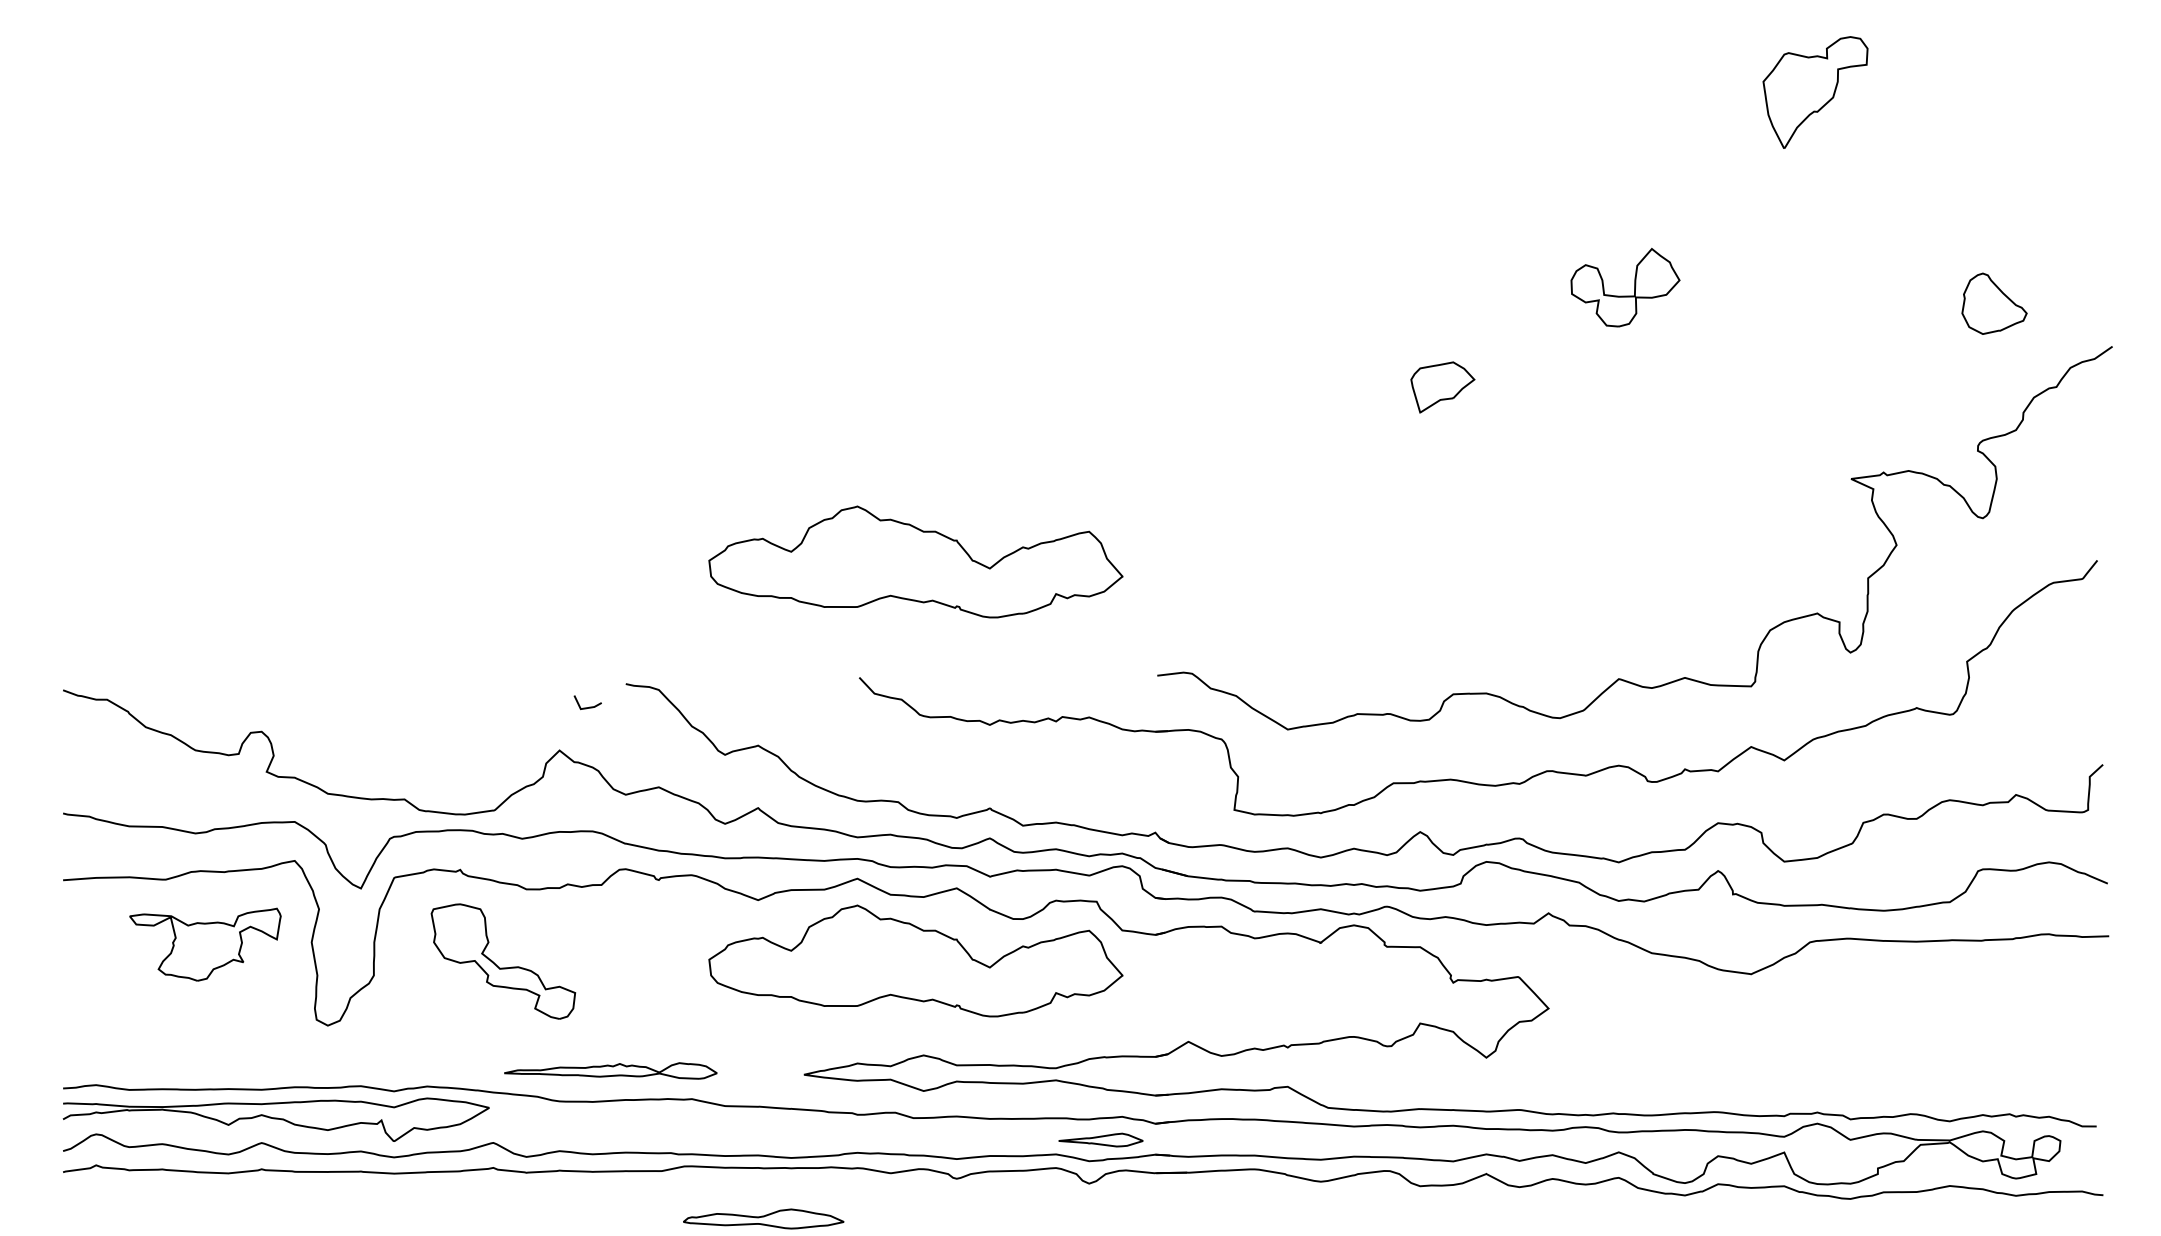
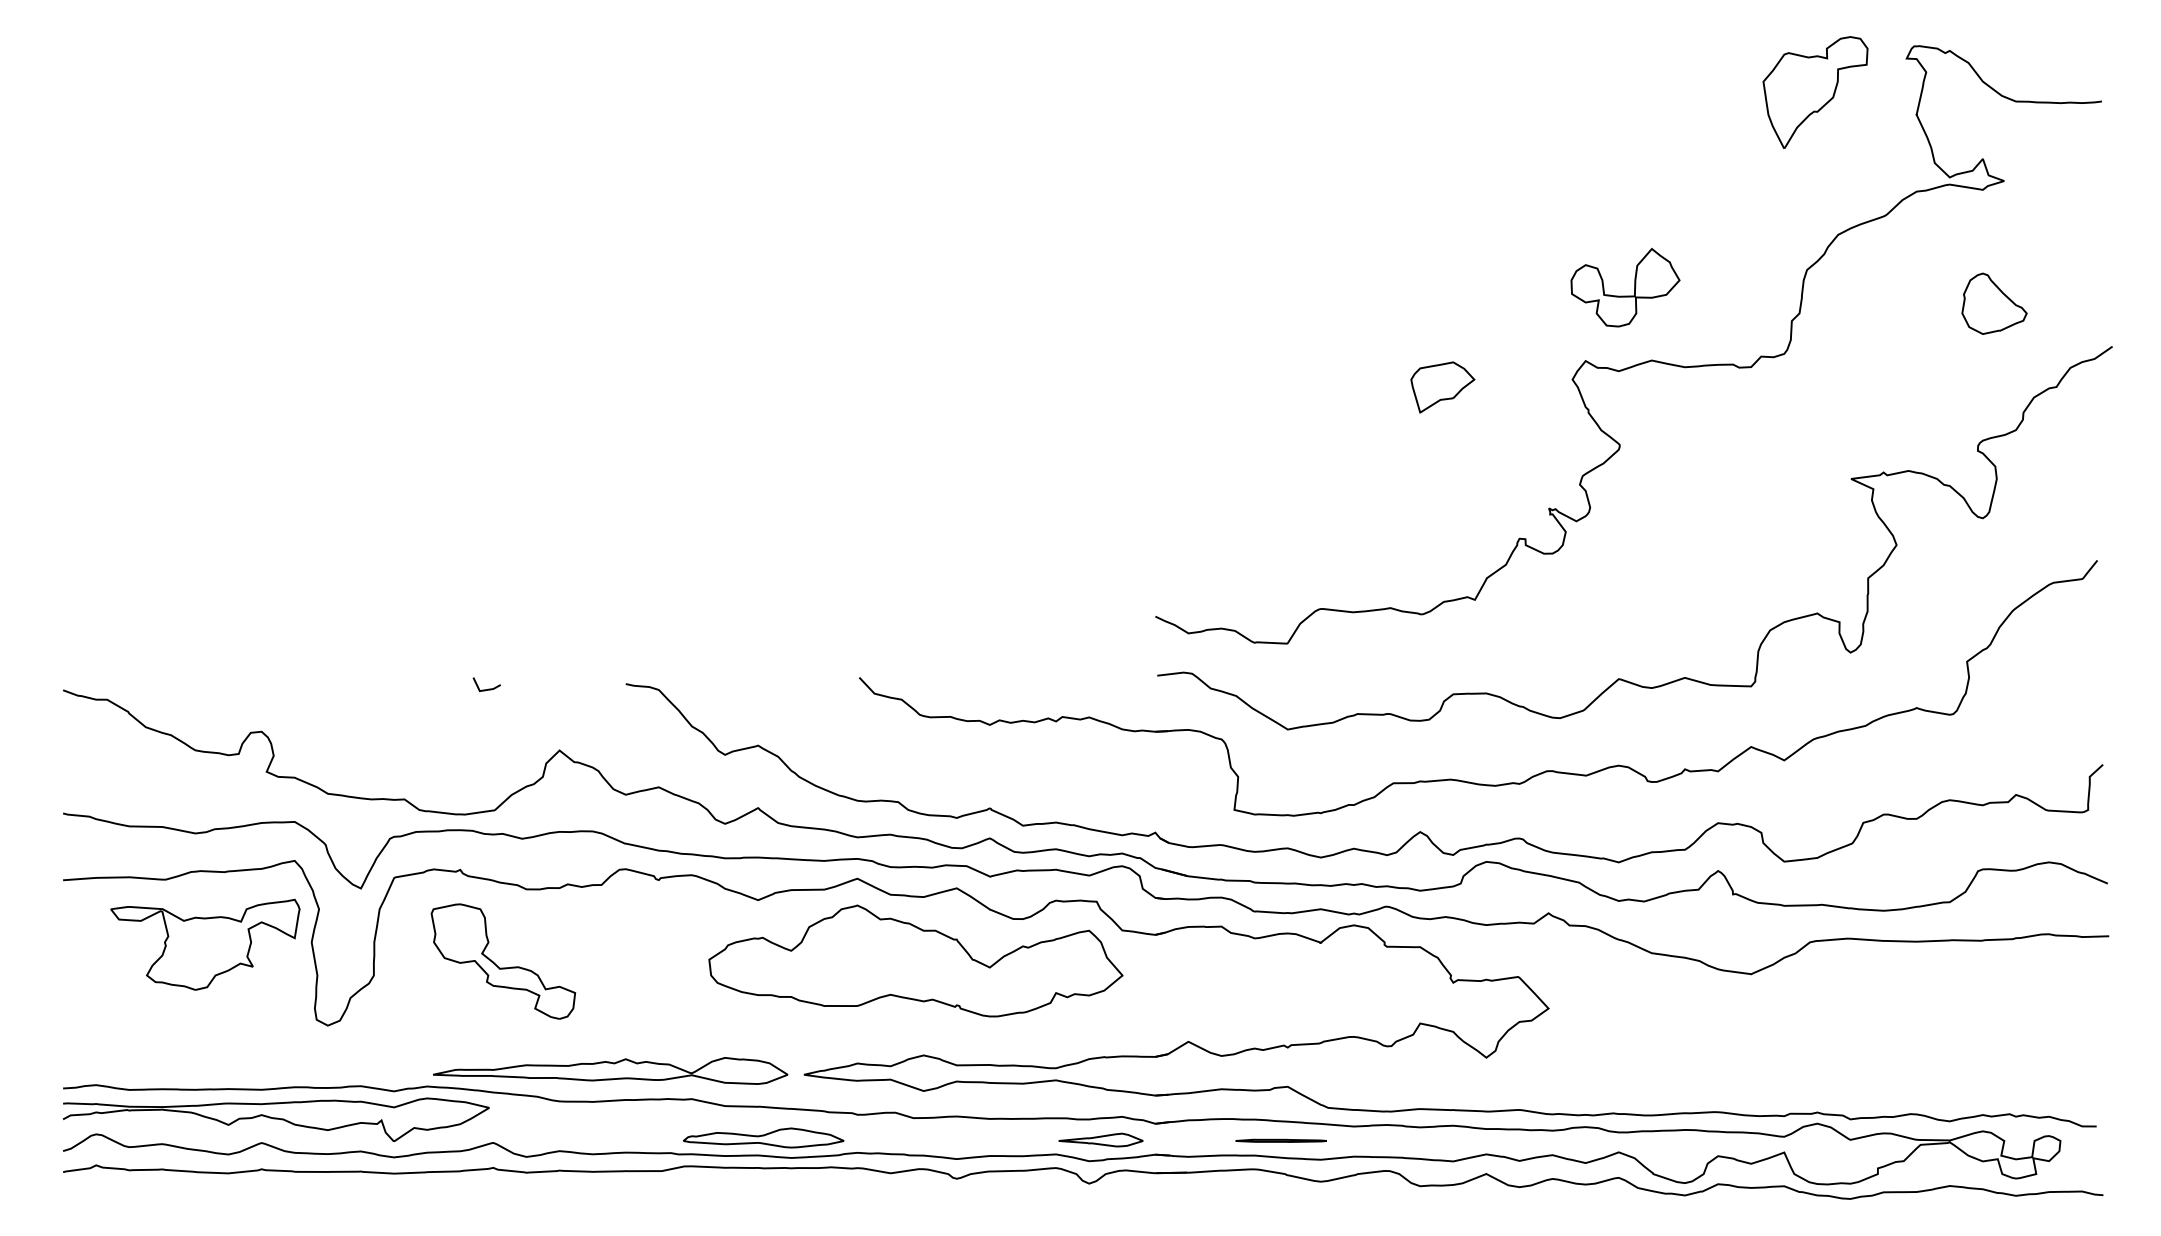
curve: none -> present (1635, 364)
part: present -> none (915, 561)
line position: (589, 706) -> (488, 688) (488, 688)
part size: 153x75 px -> 191x93 px (205, 944)
part size: 214x18 px -> 356x28 px (610, 1070)
line: none -> present (1280, 1140)
part position: (763, 1218) -> (763, 1137) (763, 1137)
